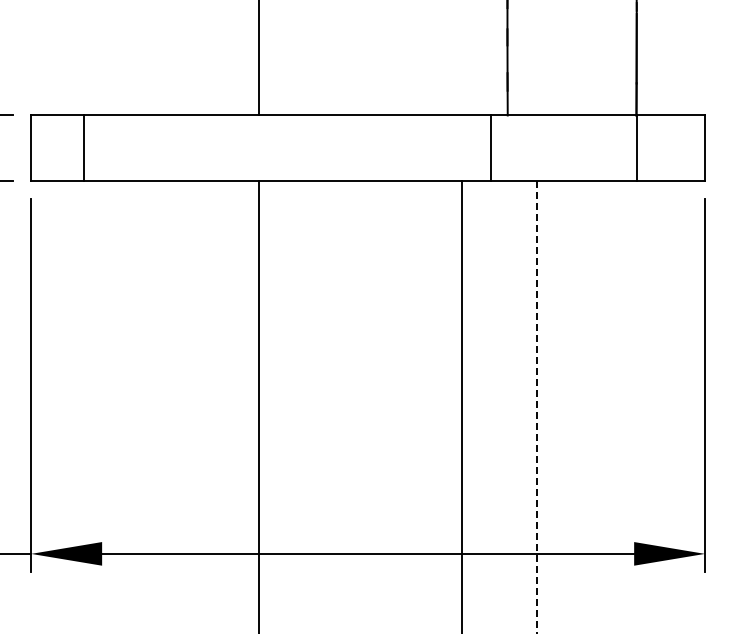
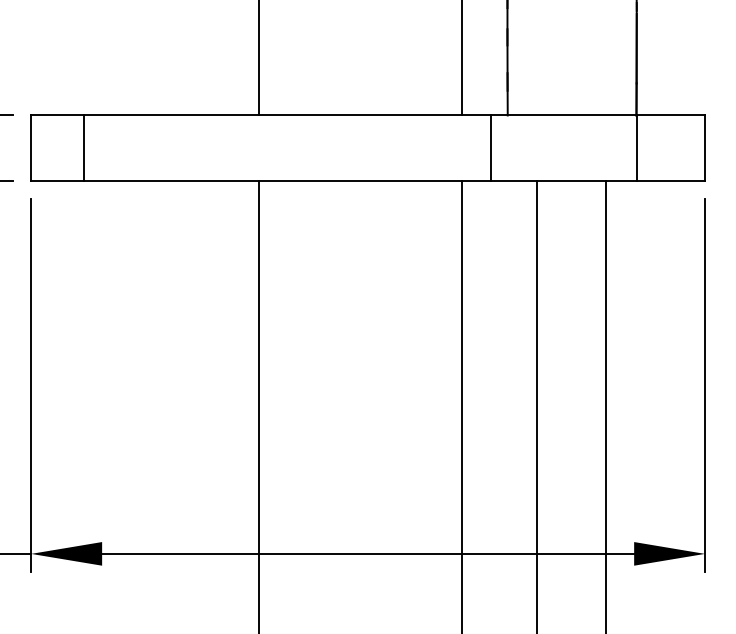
line: none -> present (461, 58)
line: none -> present (605, 405)
line: dashed -> solid (536, 407)
